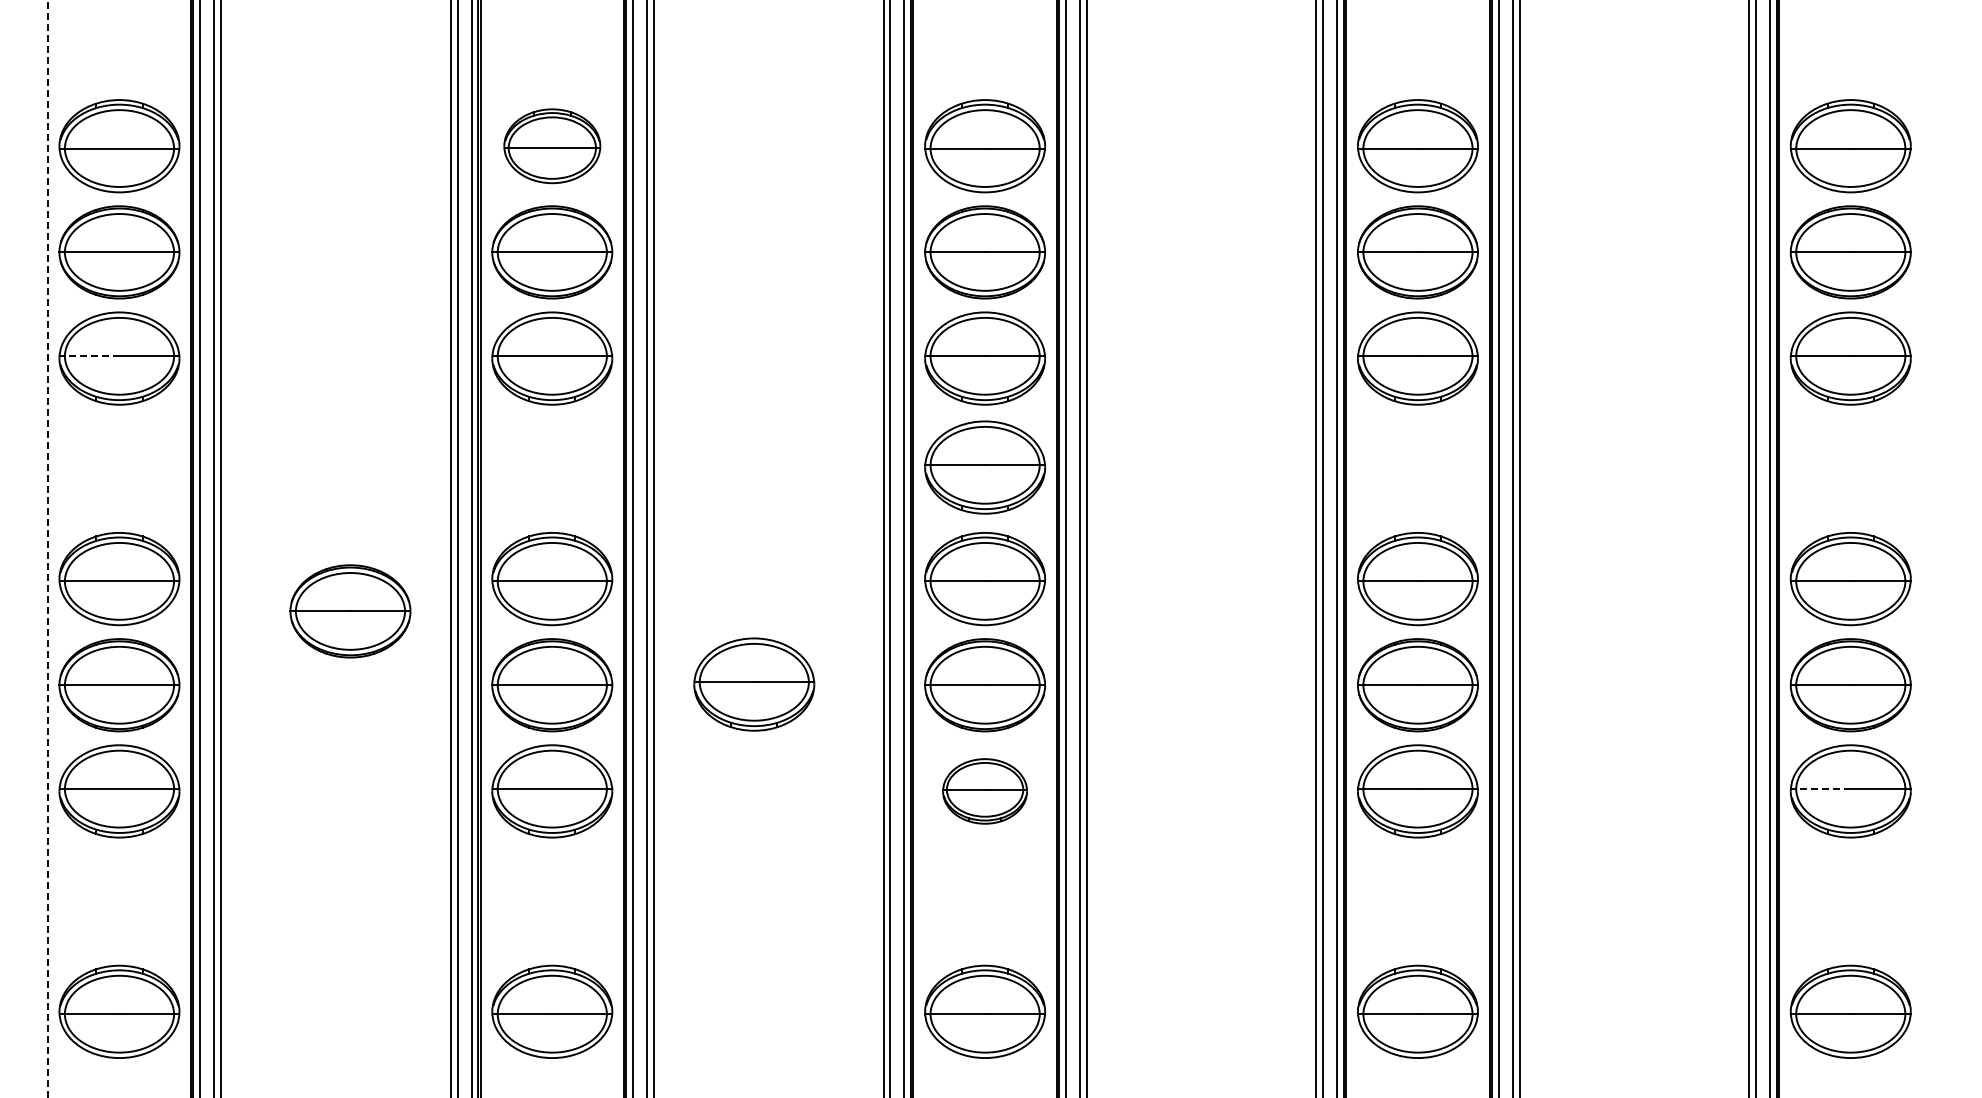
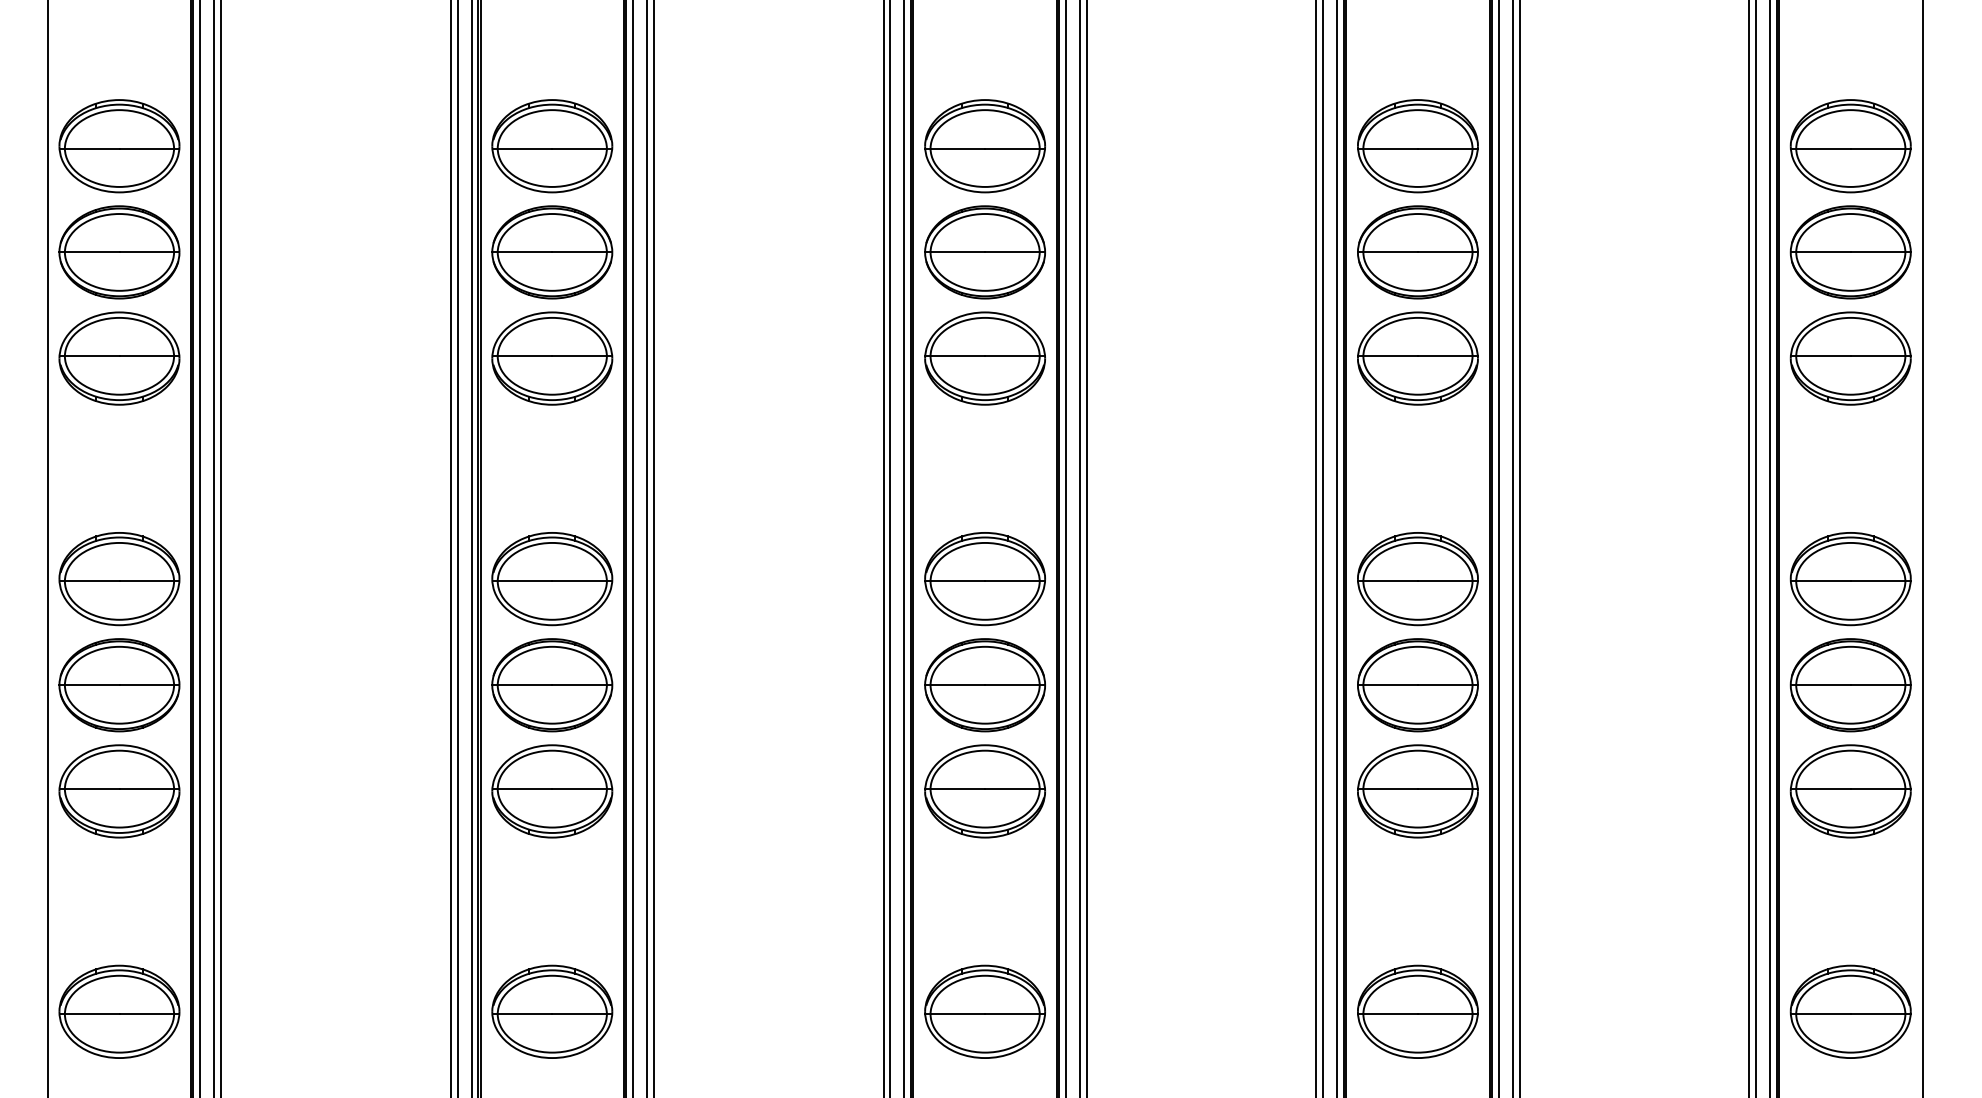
part size: 99x77 px -> 123x95 px (552, 146)
line: dashed -> solid (91, 356)
part: present -> none (984, 467)
line: none -> present (1922, 548)
line: dashed -> solid (47, 549)
part: present -> none (350, 611)
part: present -> none (754, 684)
line: dashed -> solid (1823, 789)
part size: 86x67 px -> 122x95 px (984, 791)
